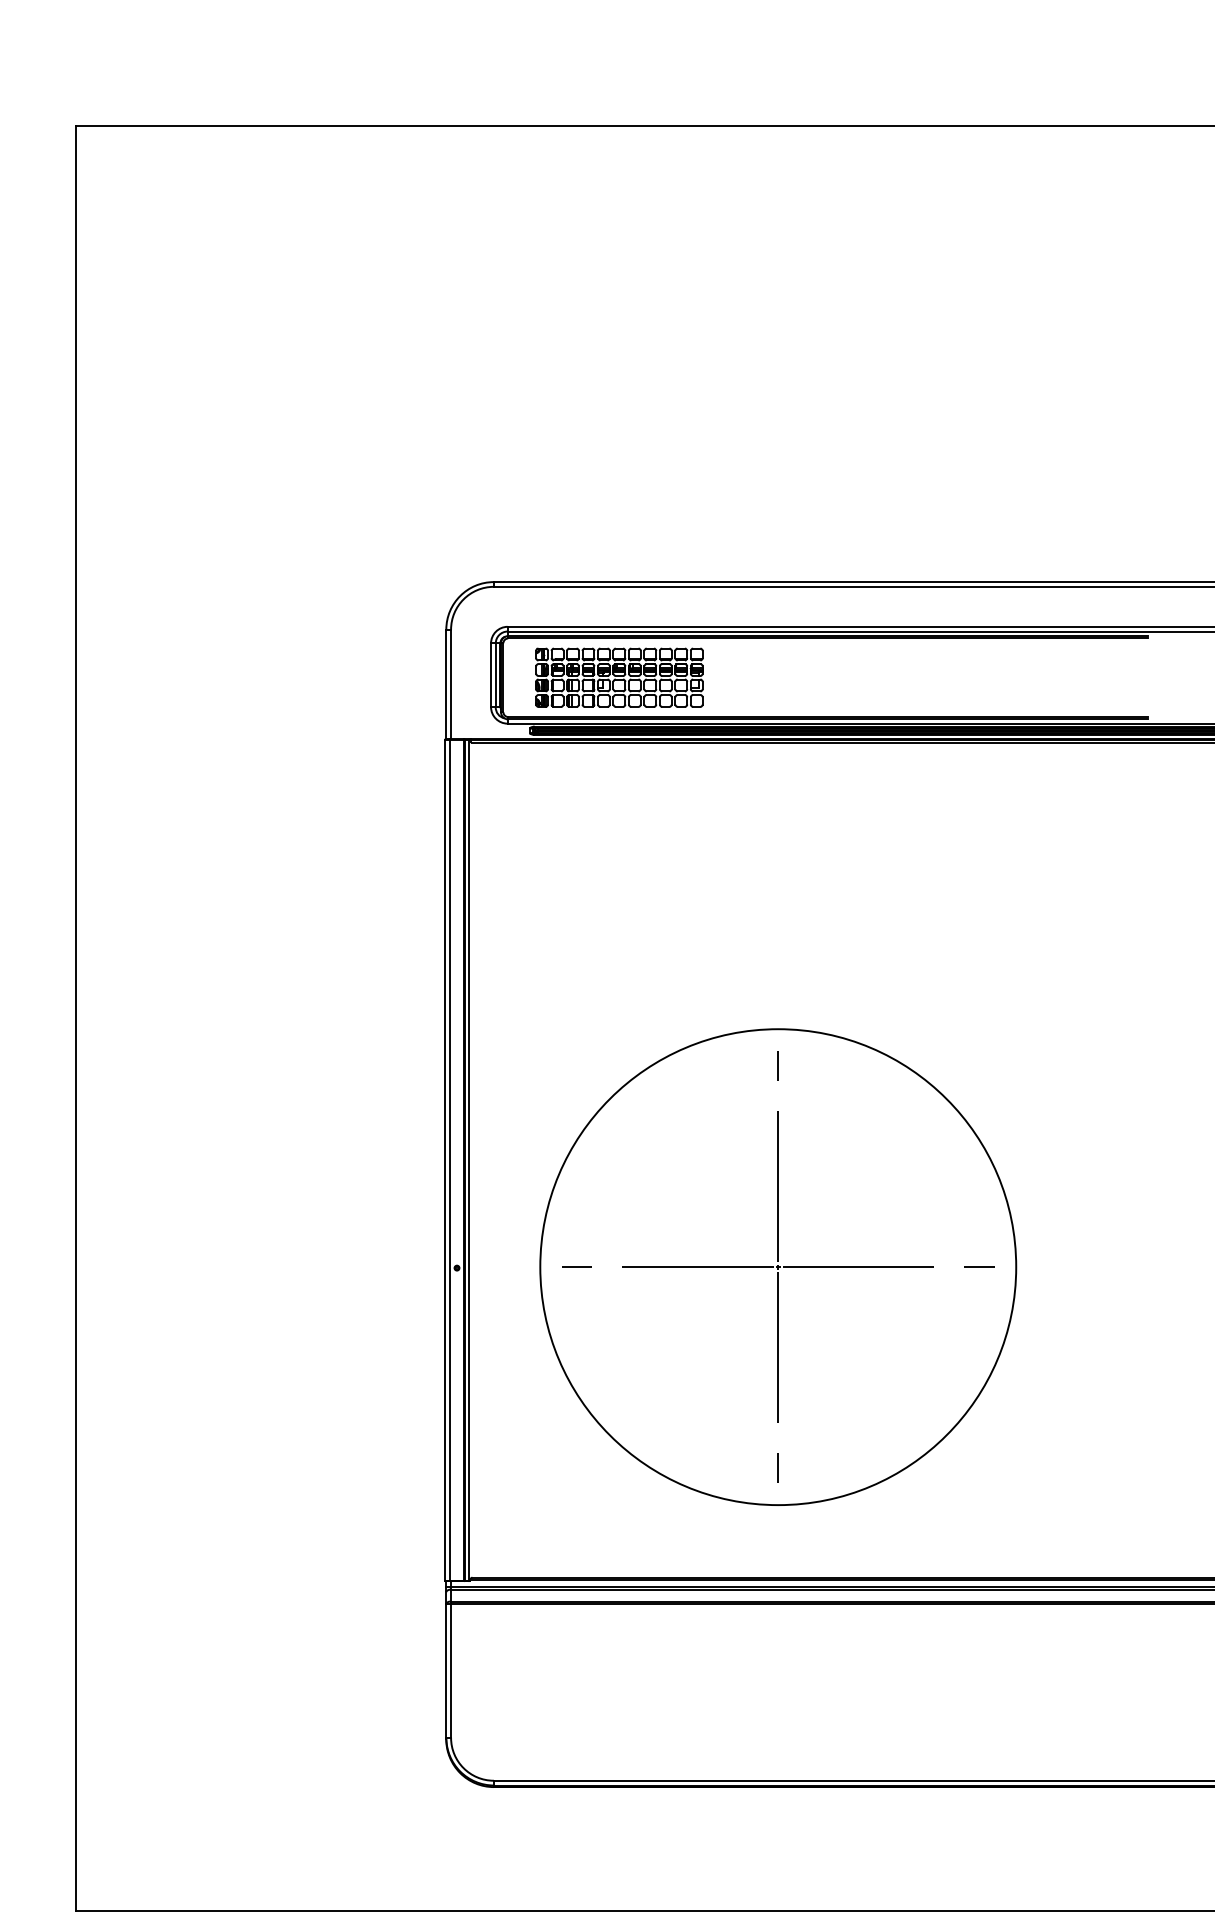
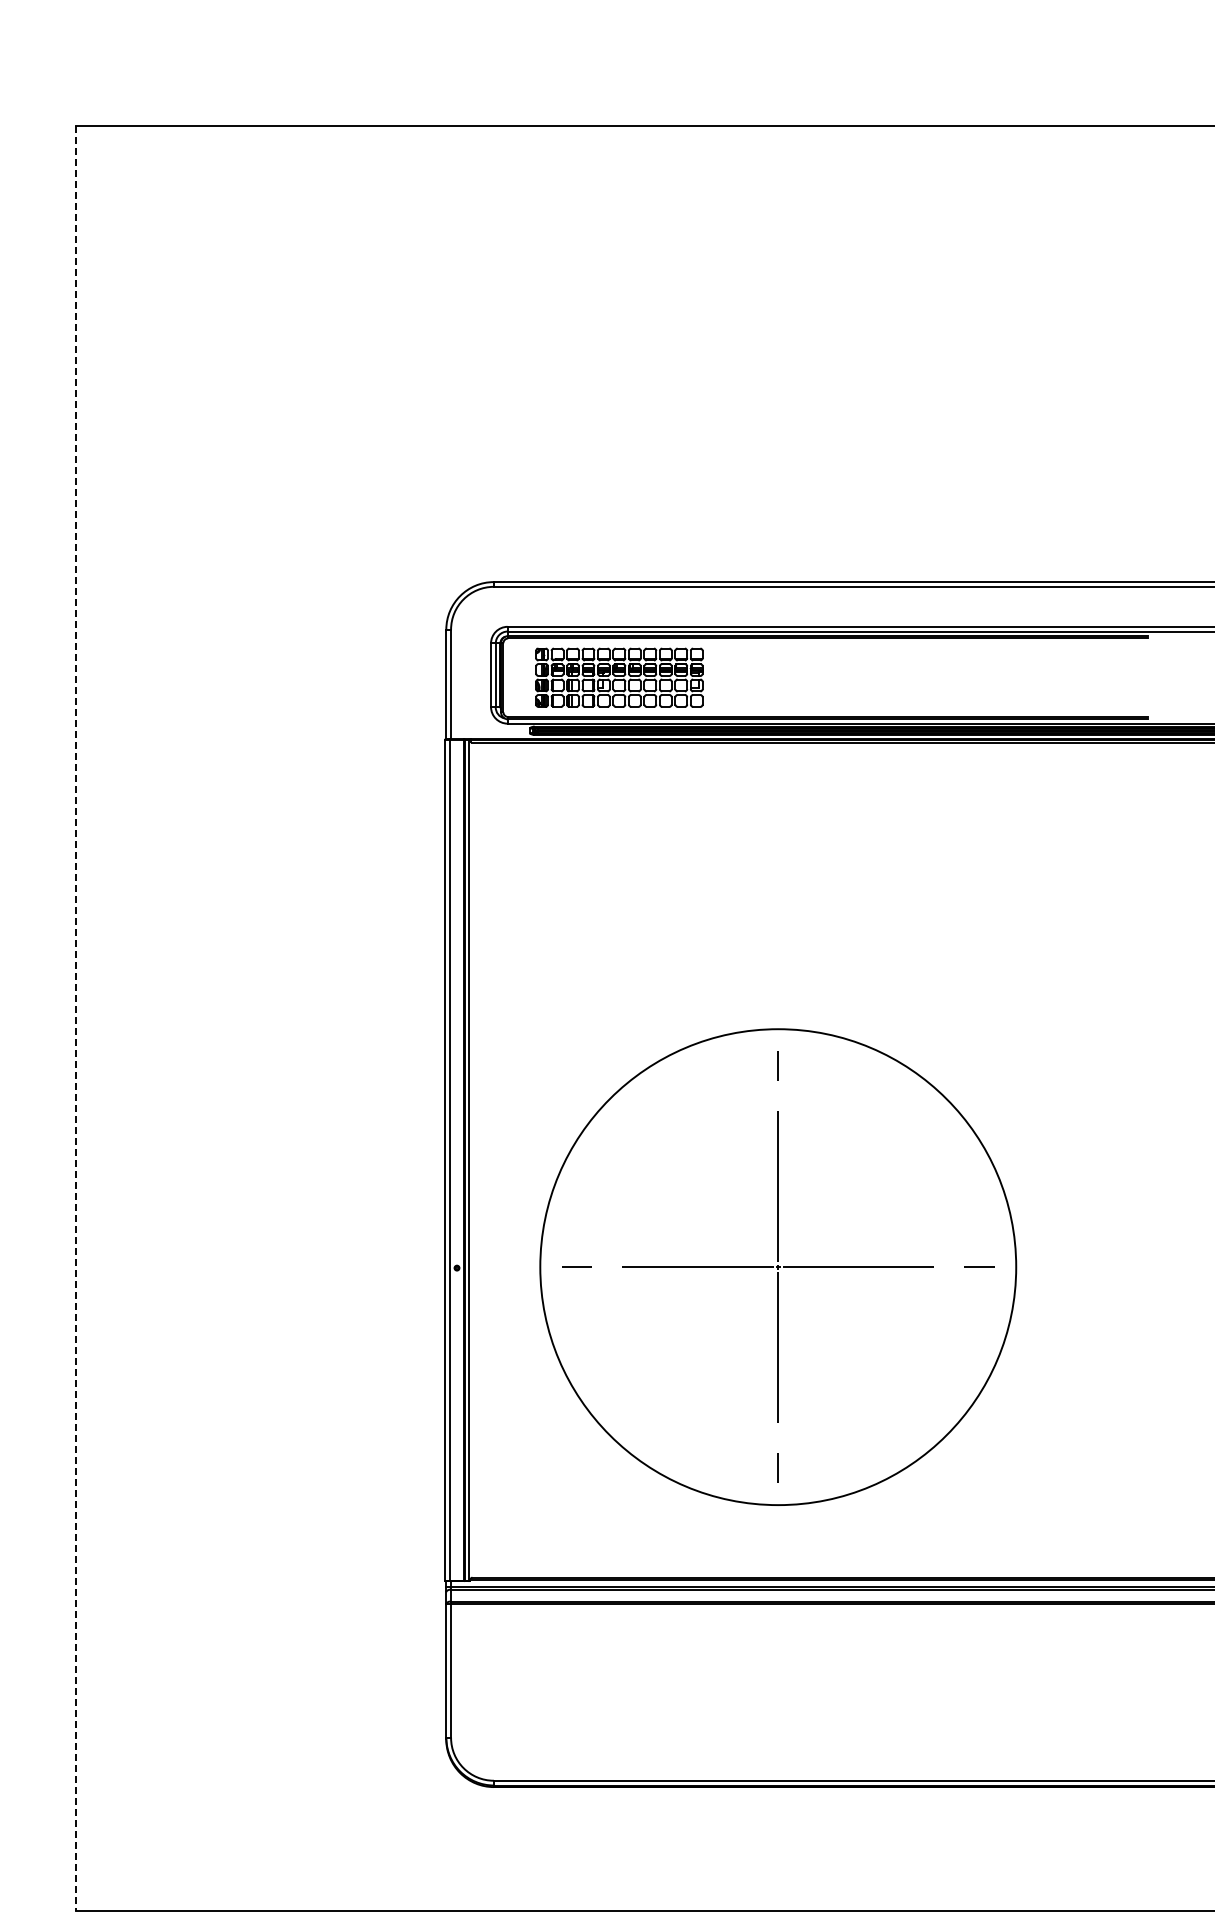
line: solid -> dashed (76, 1018)
